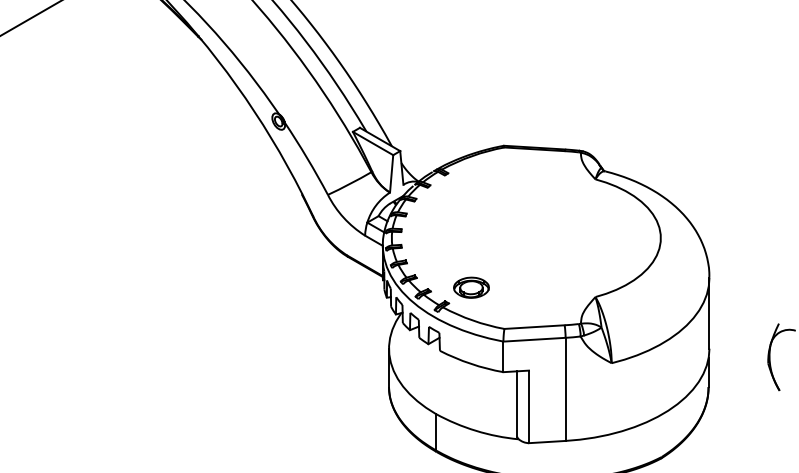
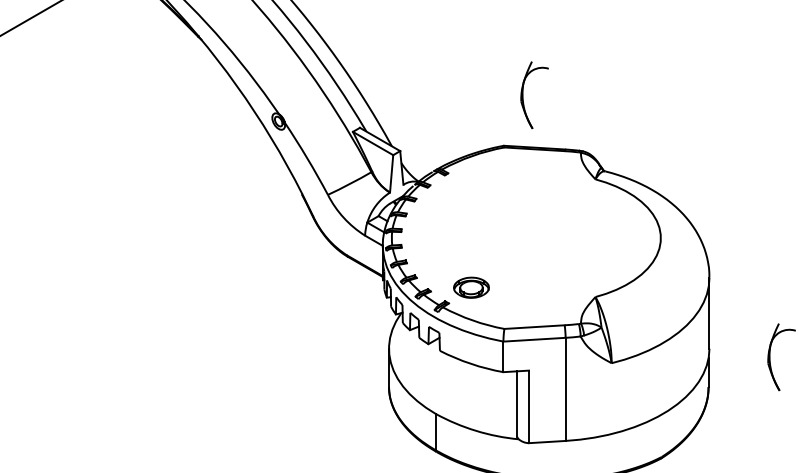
part: none -> present (523, 95)
